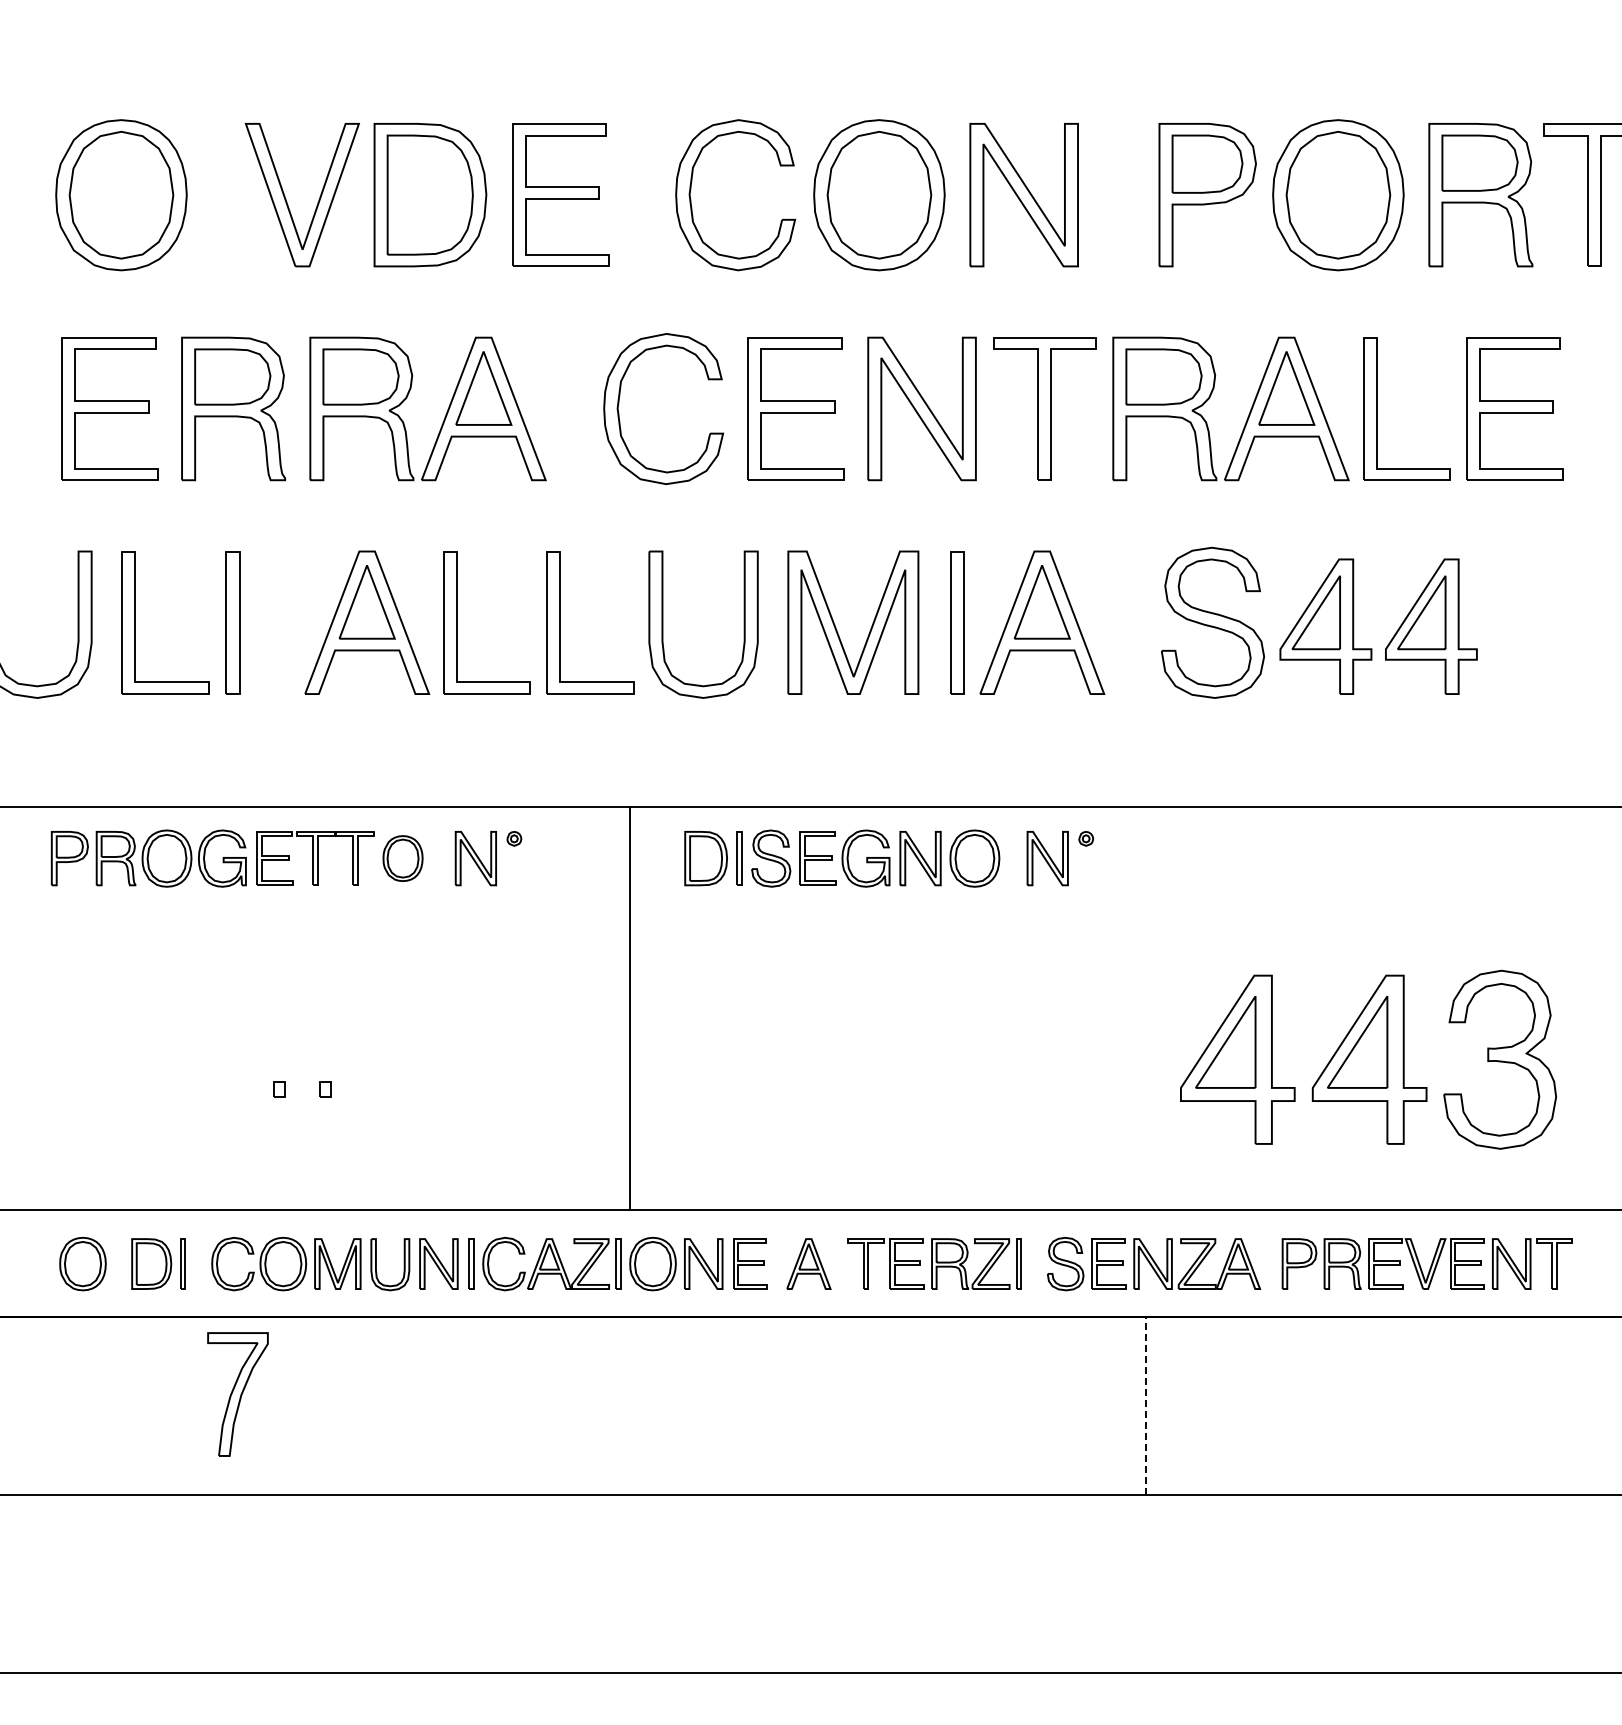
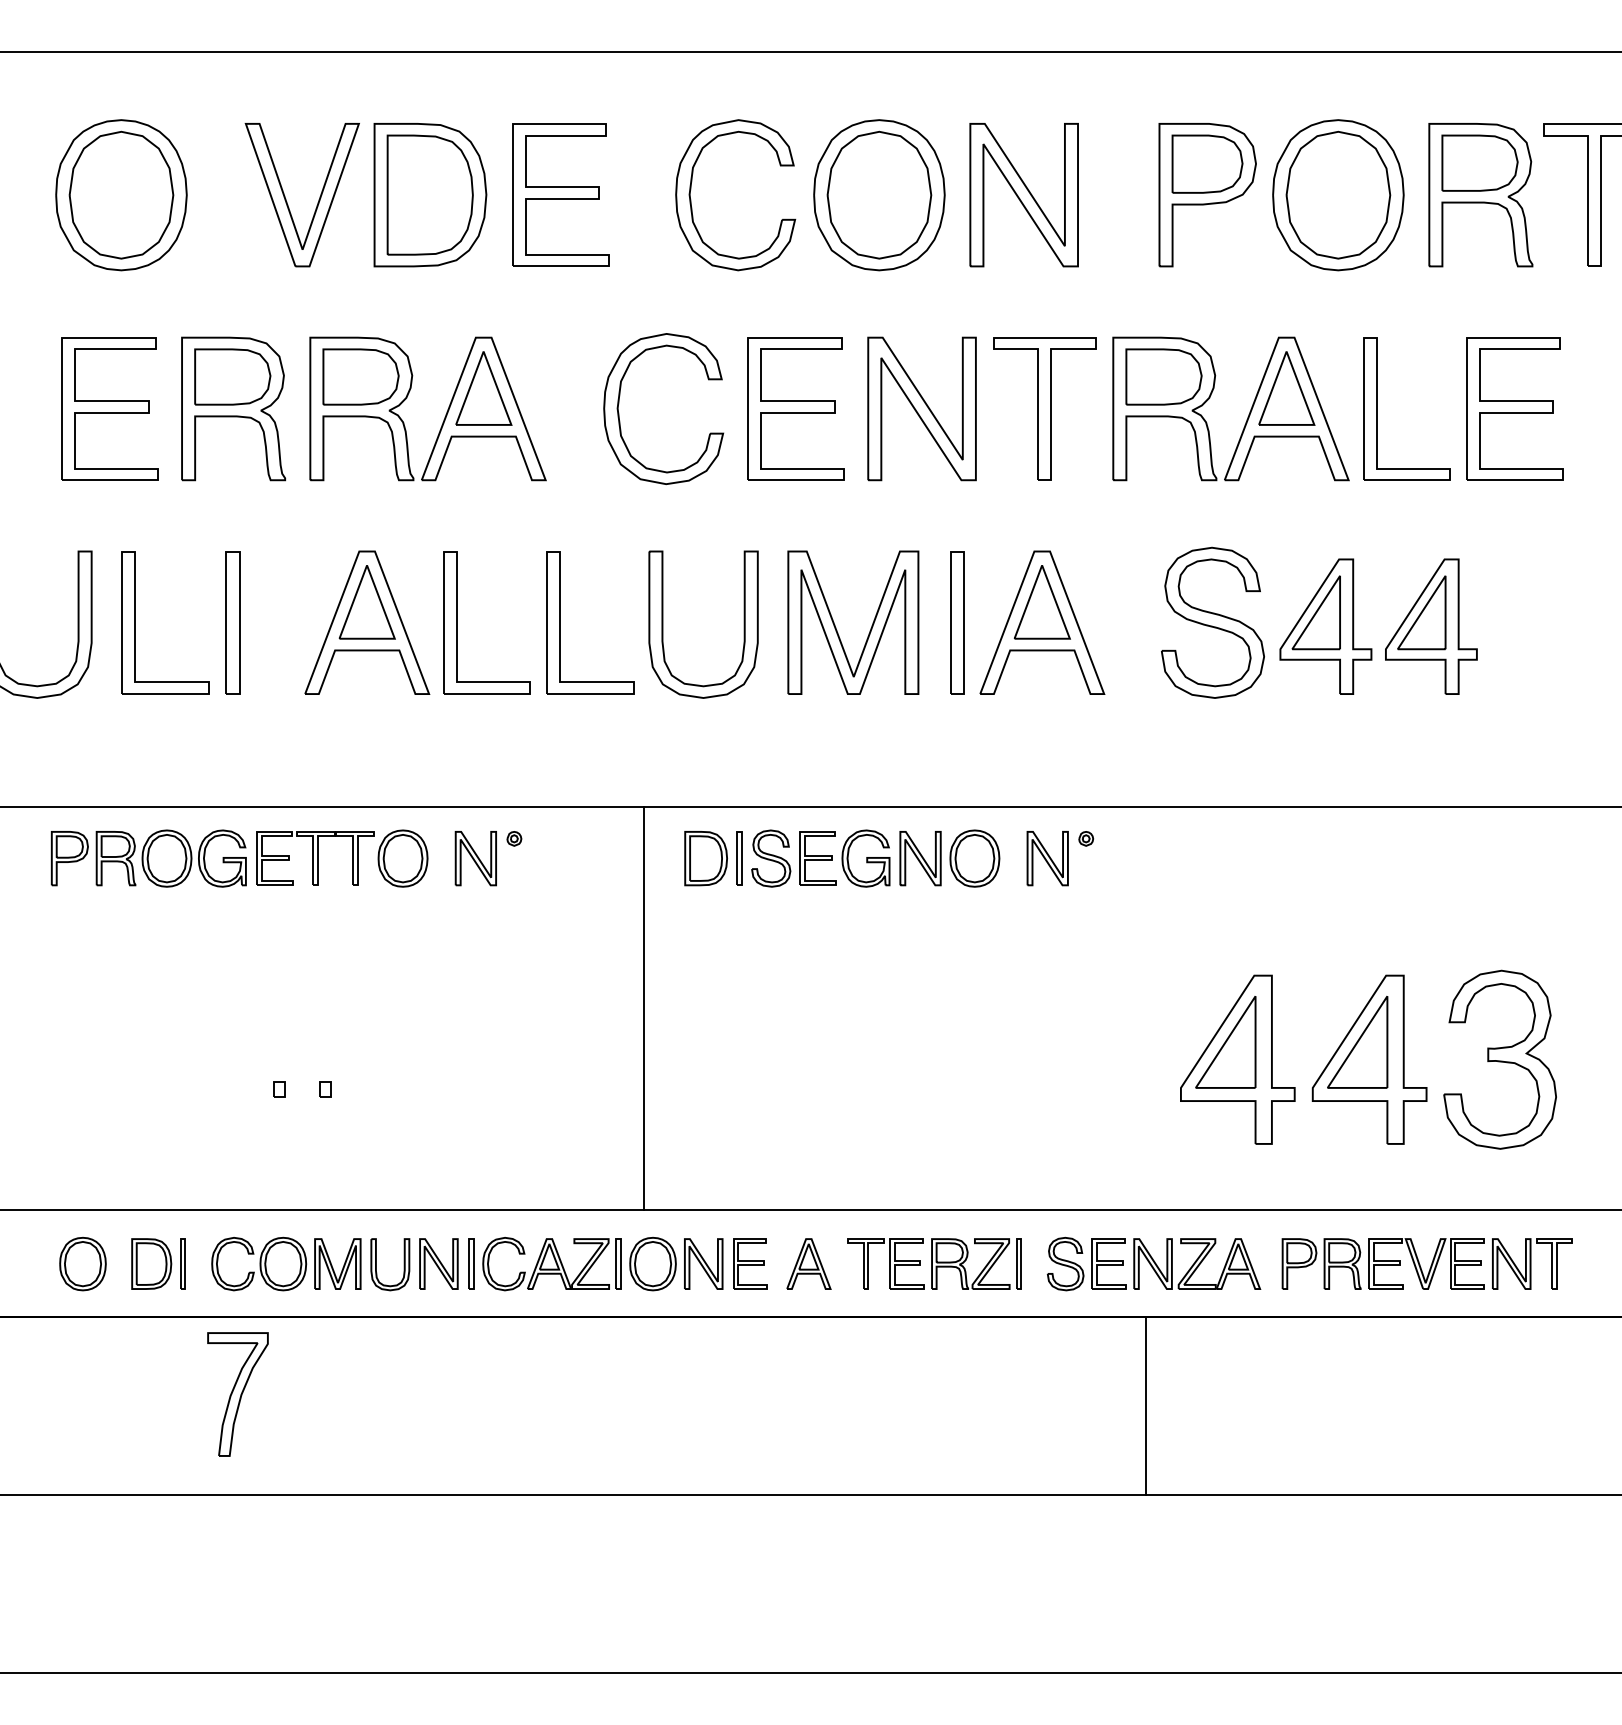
line: none -> present (810, 51)
part size: 42x47 px -> 52x59 px (402, 858)
line position: (629, 1008) -> (643, 1008) (643, 1008)
line: dashed -> solid (1146, 1405)
